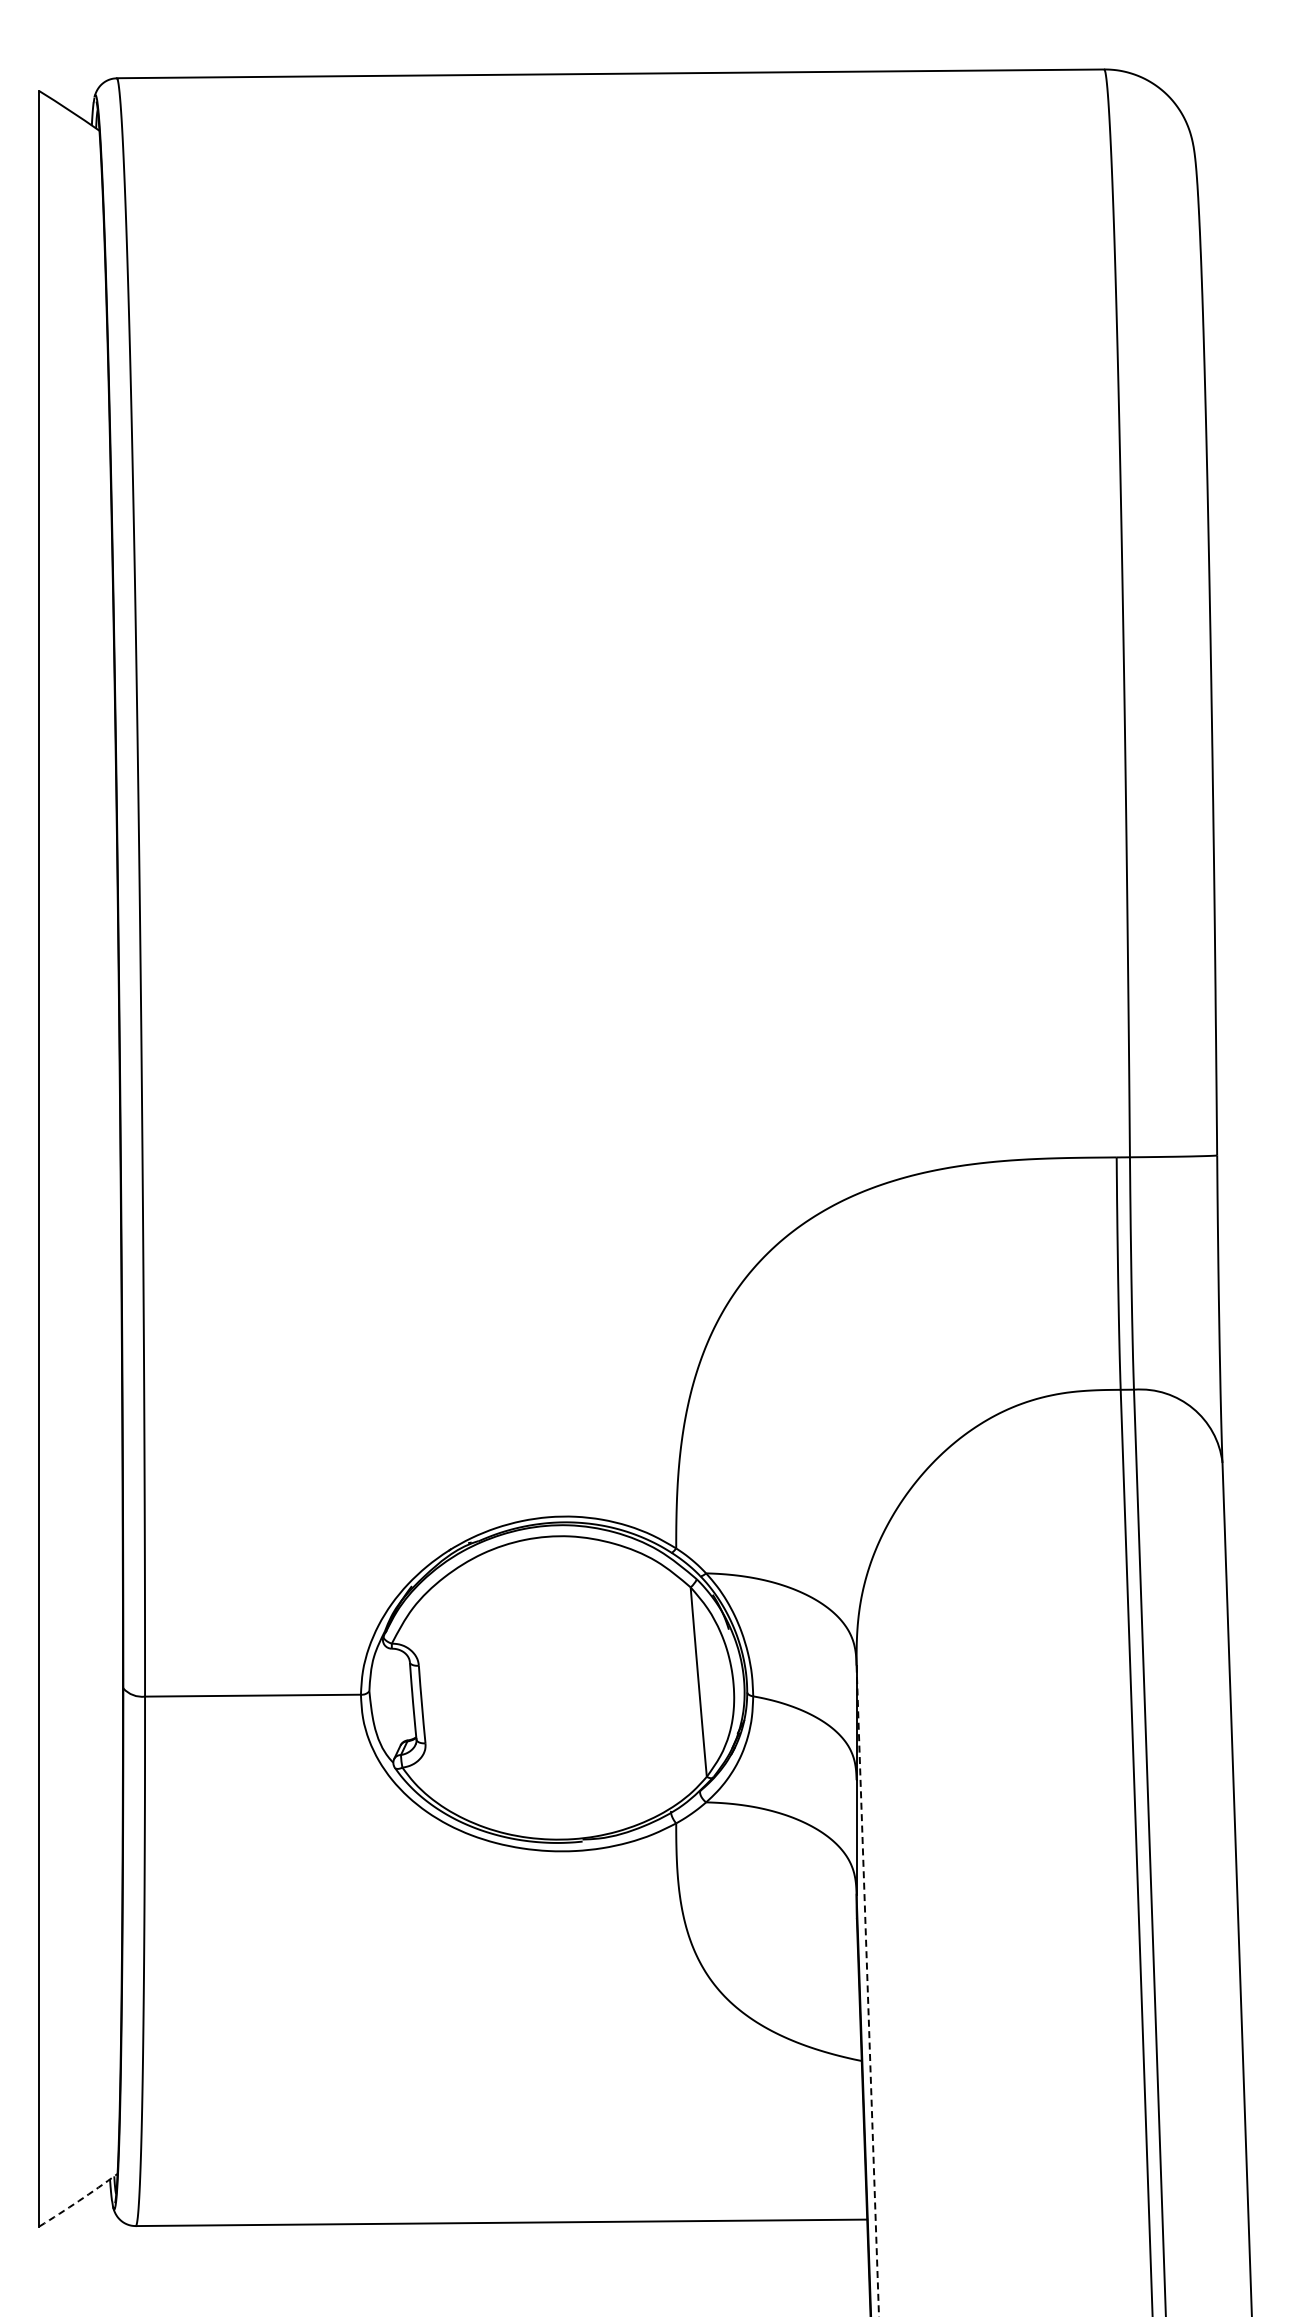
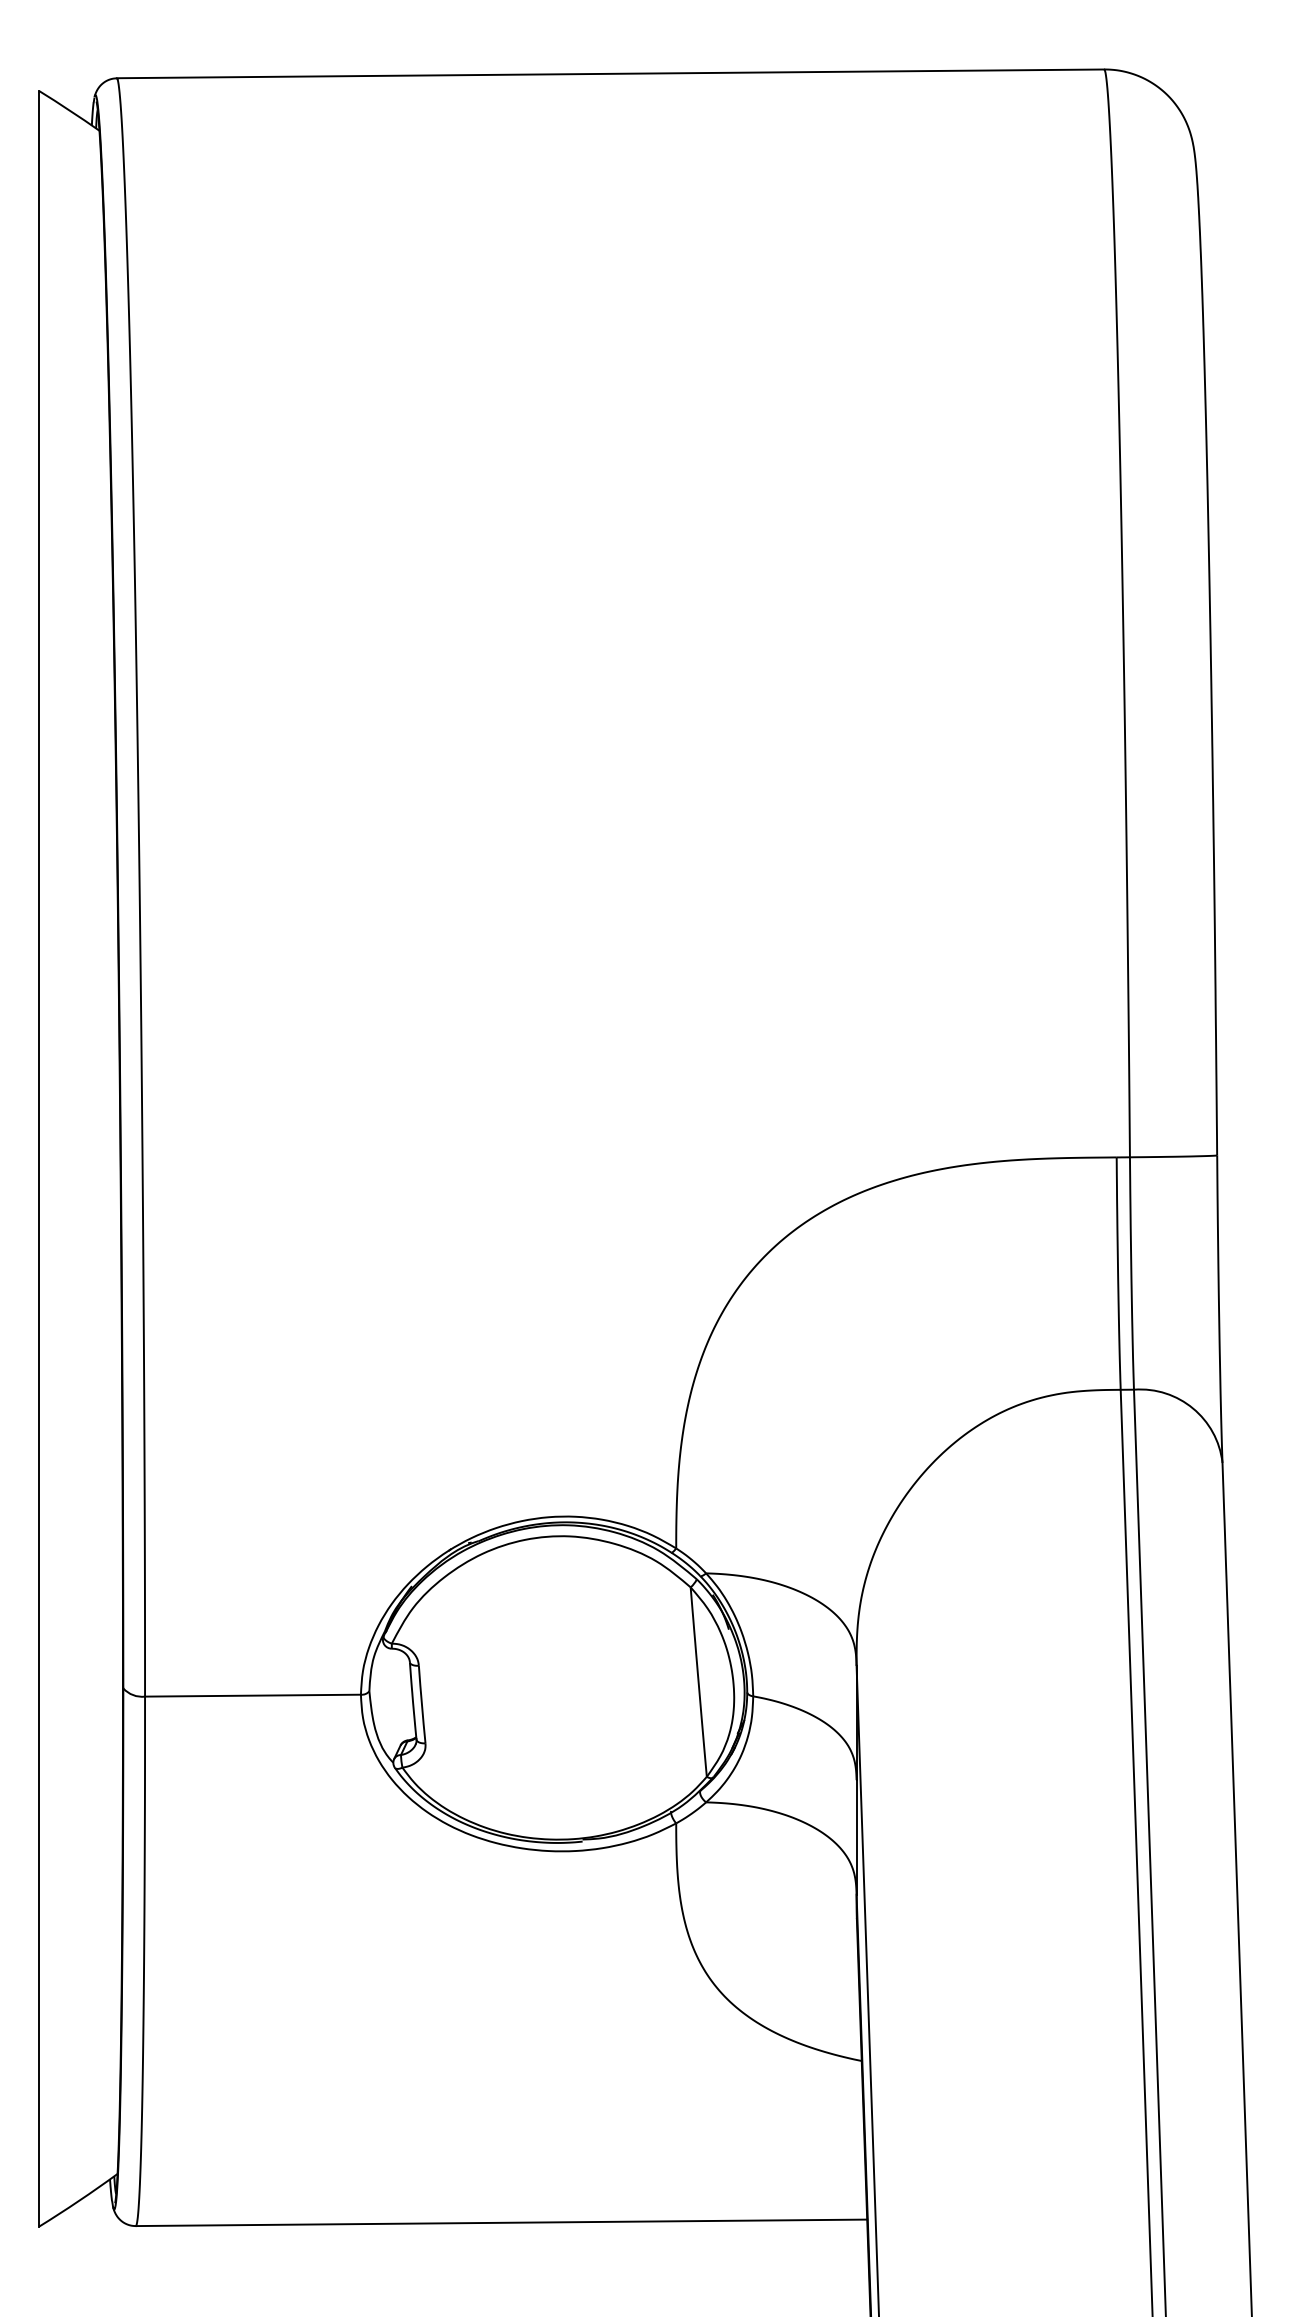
line: dashed -> solid (867, 1991)
arc: dashed -> solid (79, 2200)
